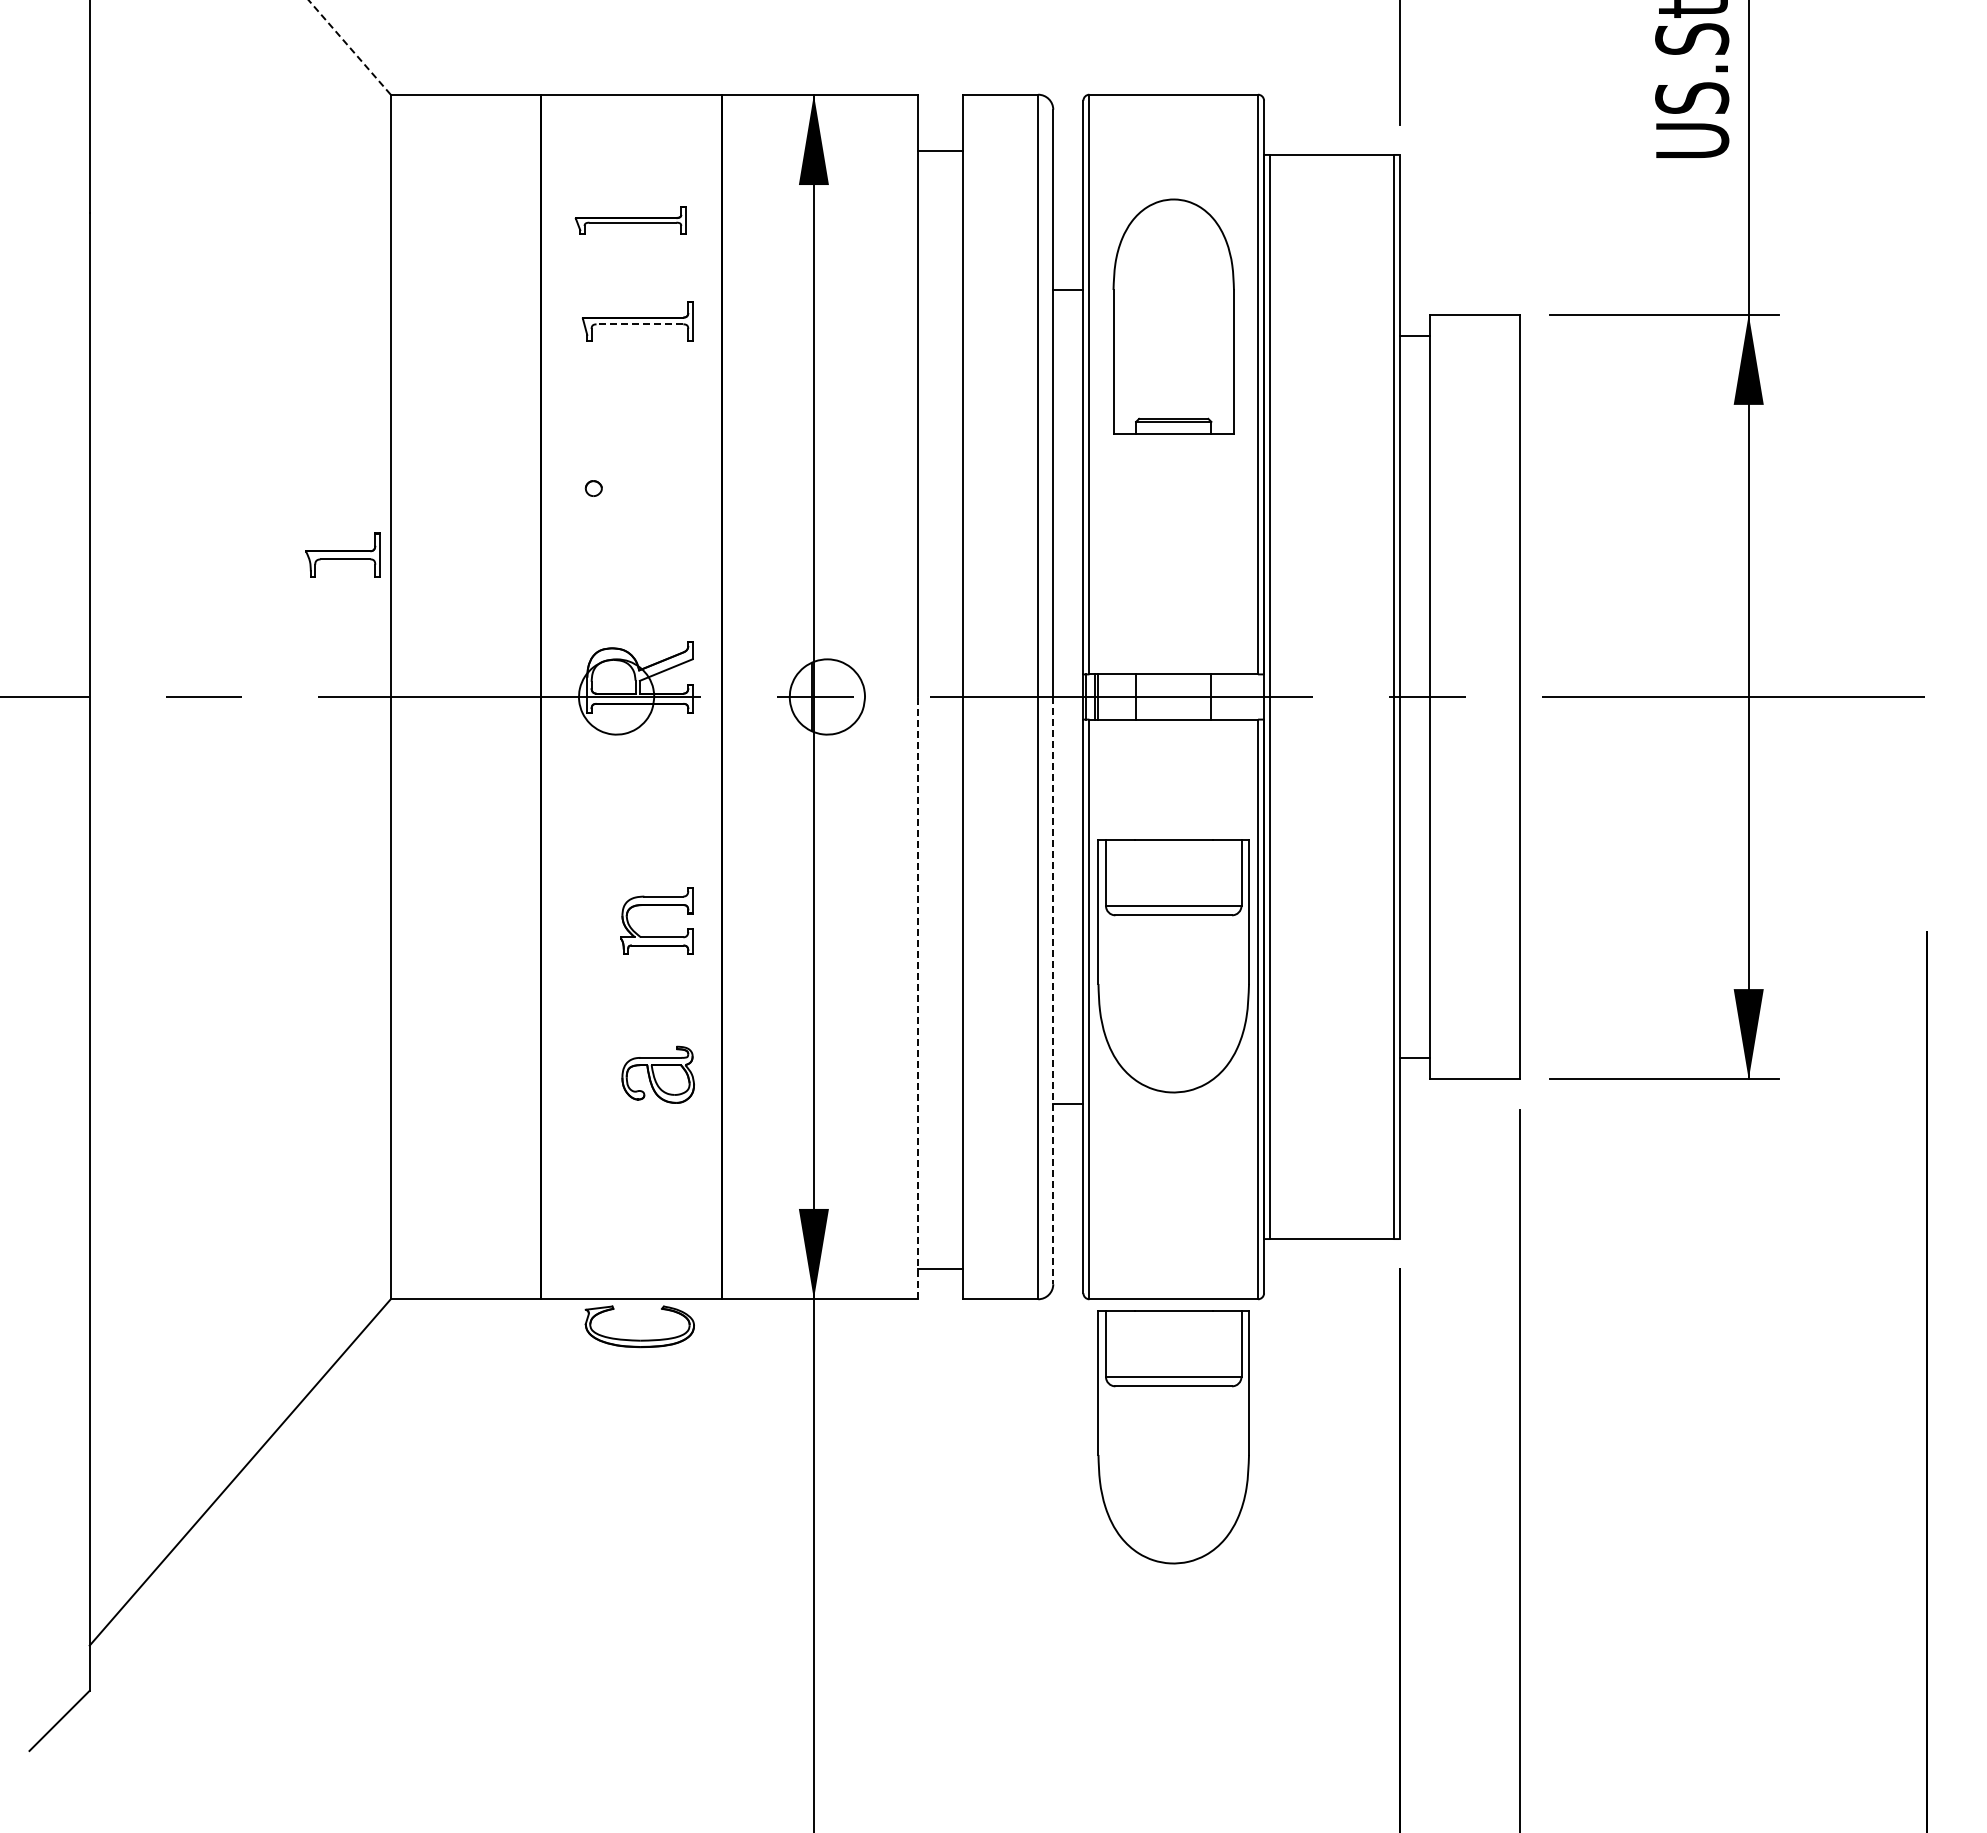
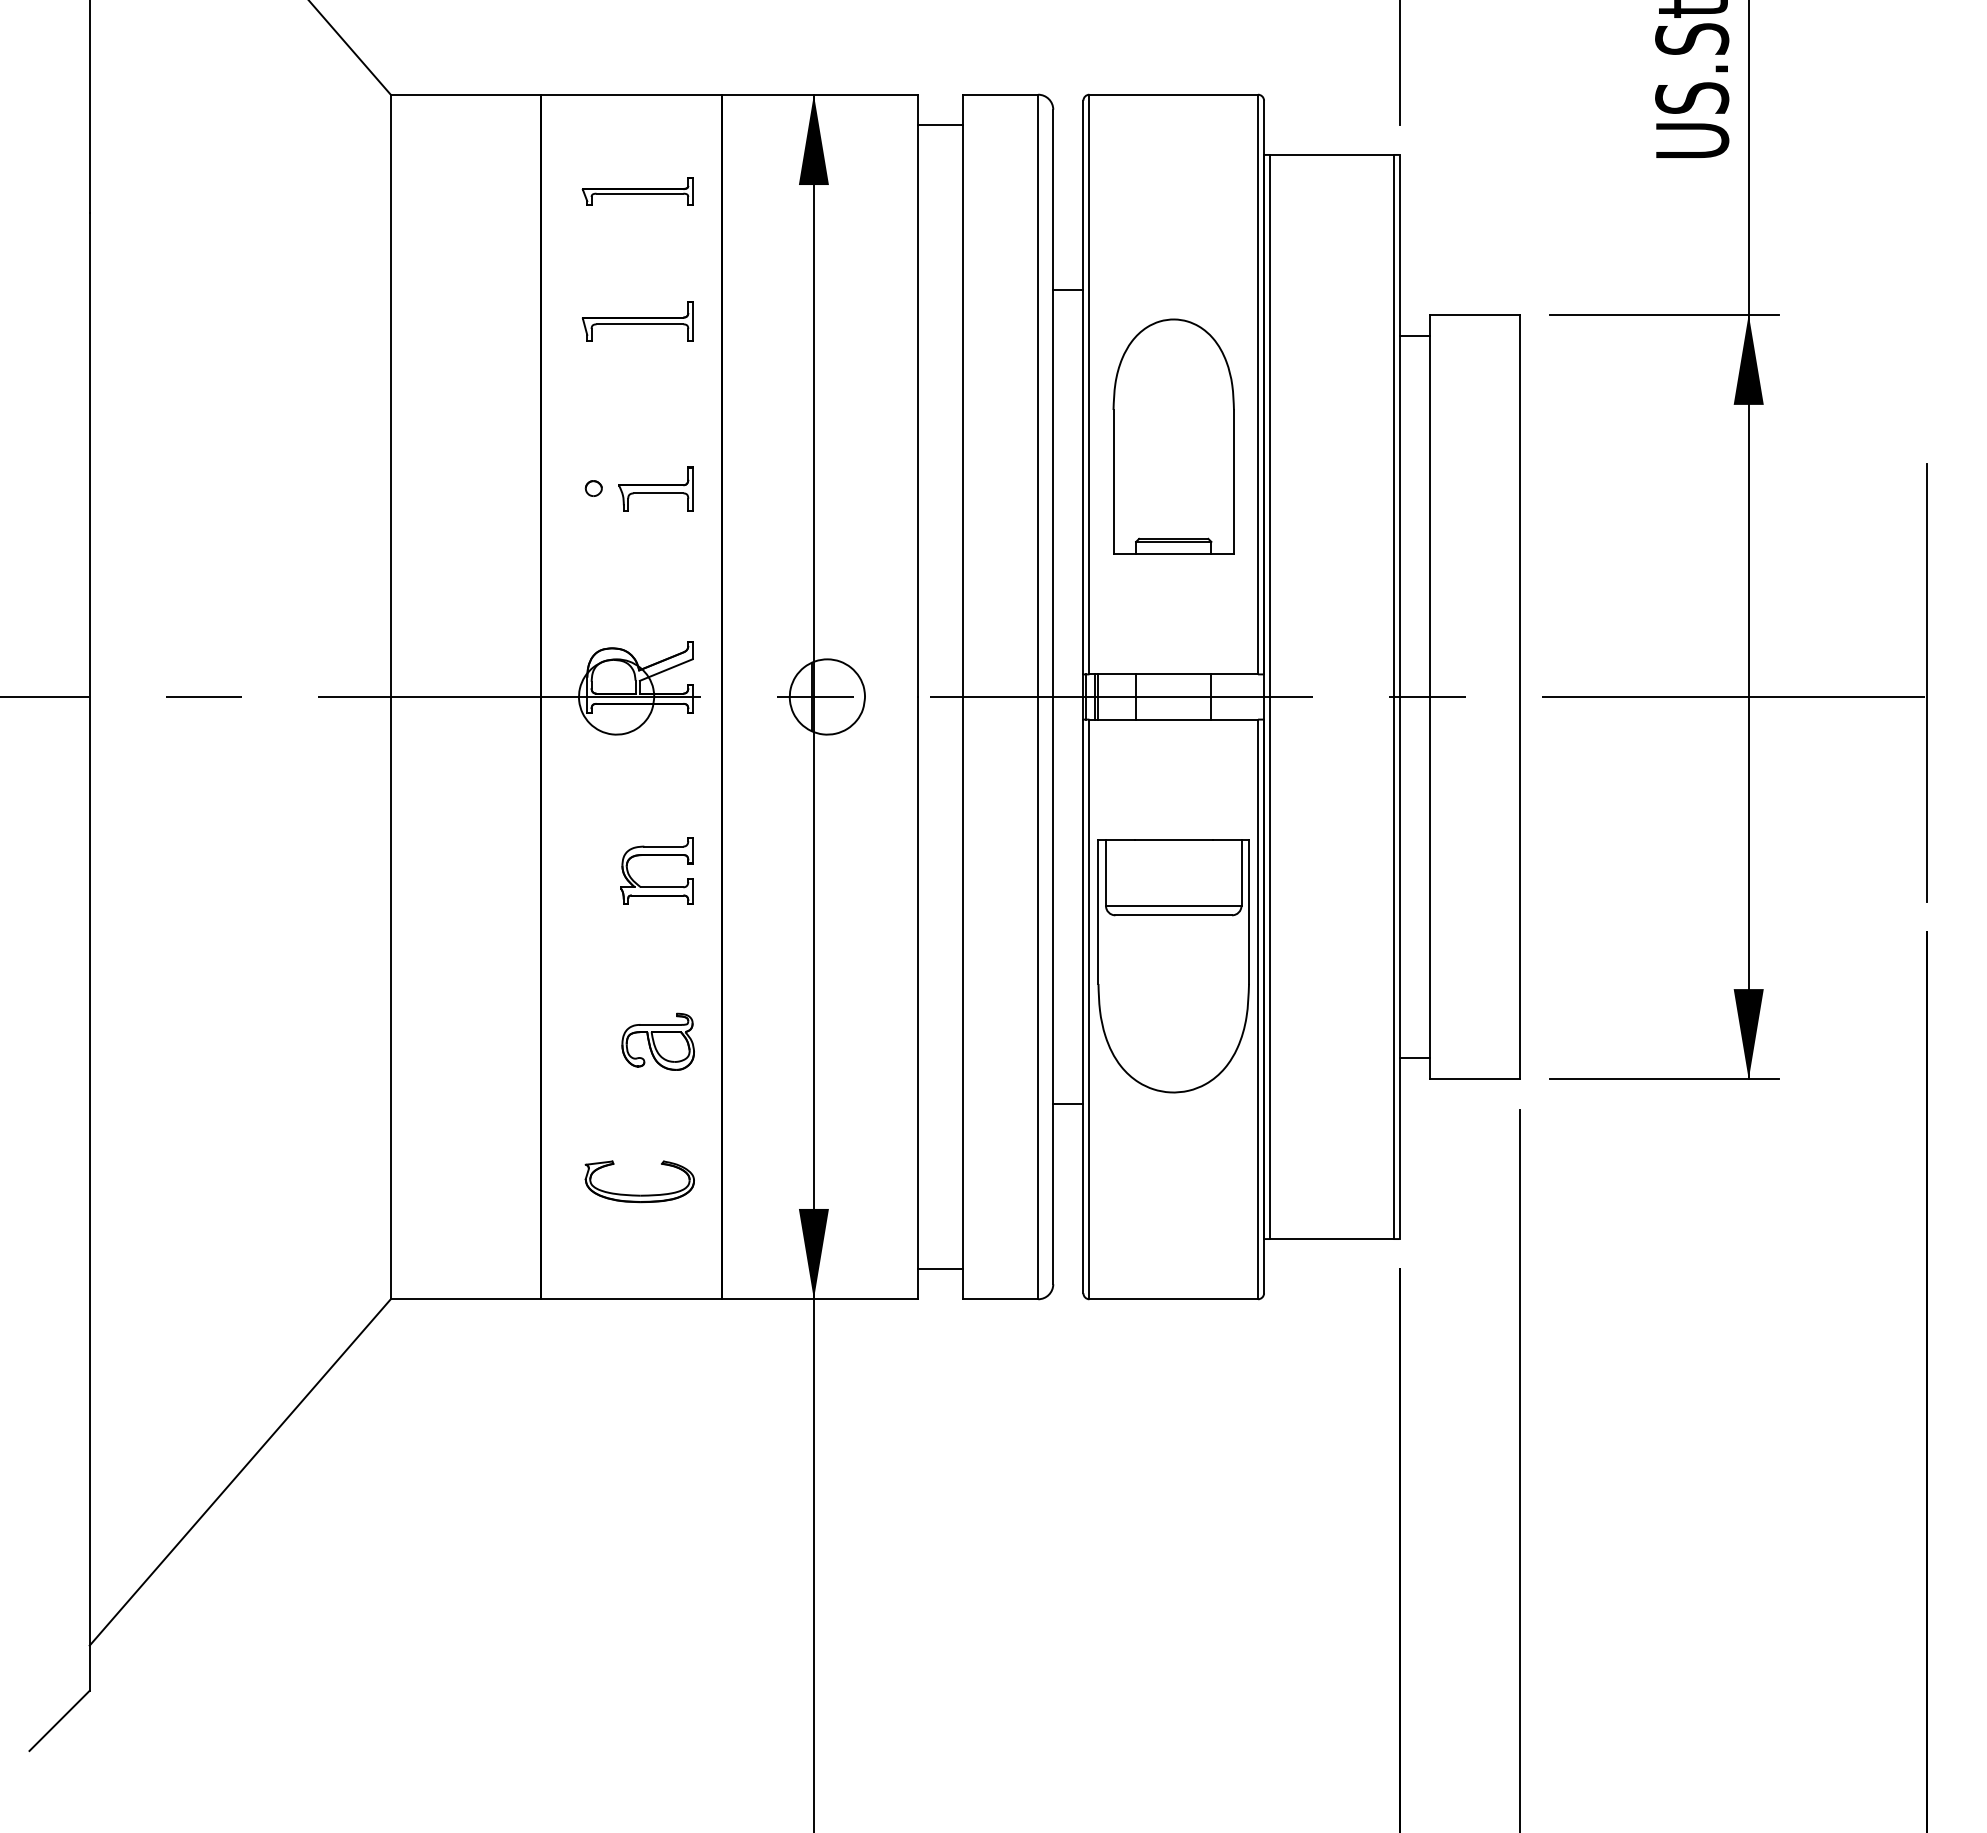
line: dashed -> solid (349, 47)
line position: (939, 150) -> (939, 124) (939, 124)
part position: (630, 220) -> (637, 191) (637, 191)
part position: (1173, 316) -> (1173, 436) (1173, 436)
line: dashed -> solid (639, 324)
part position: (342, 554) -> (655, 488) (655, 488)
line: none -> present (1927, 682)
part position: (656, 905) -> (656, 855) (656, 855)
line: dashed -> solid (1053, 990)
line: dashed -> solid (917, 997)
part position: (657, 1074) -> (657, 1041) (657, 1041)
part position: (639, 1339) -> (639, 1194) (639, 1194)
part: present -> none (1173, 1437)
